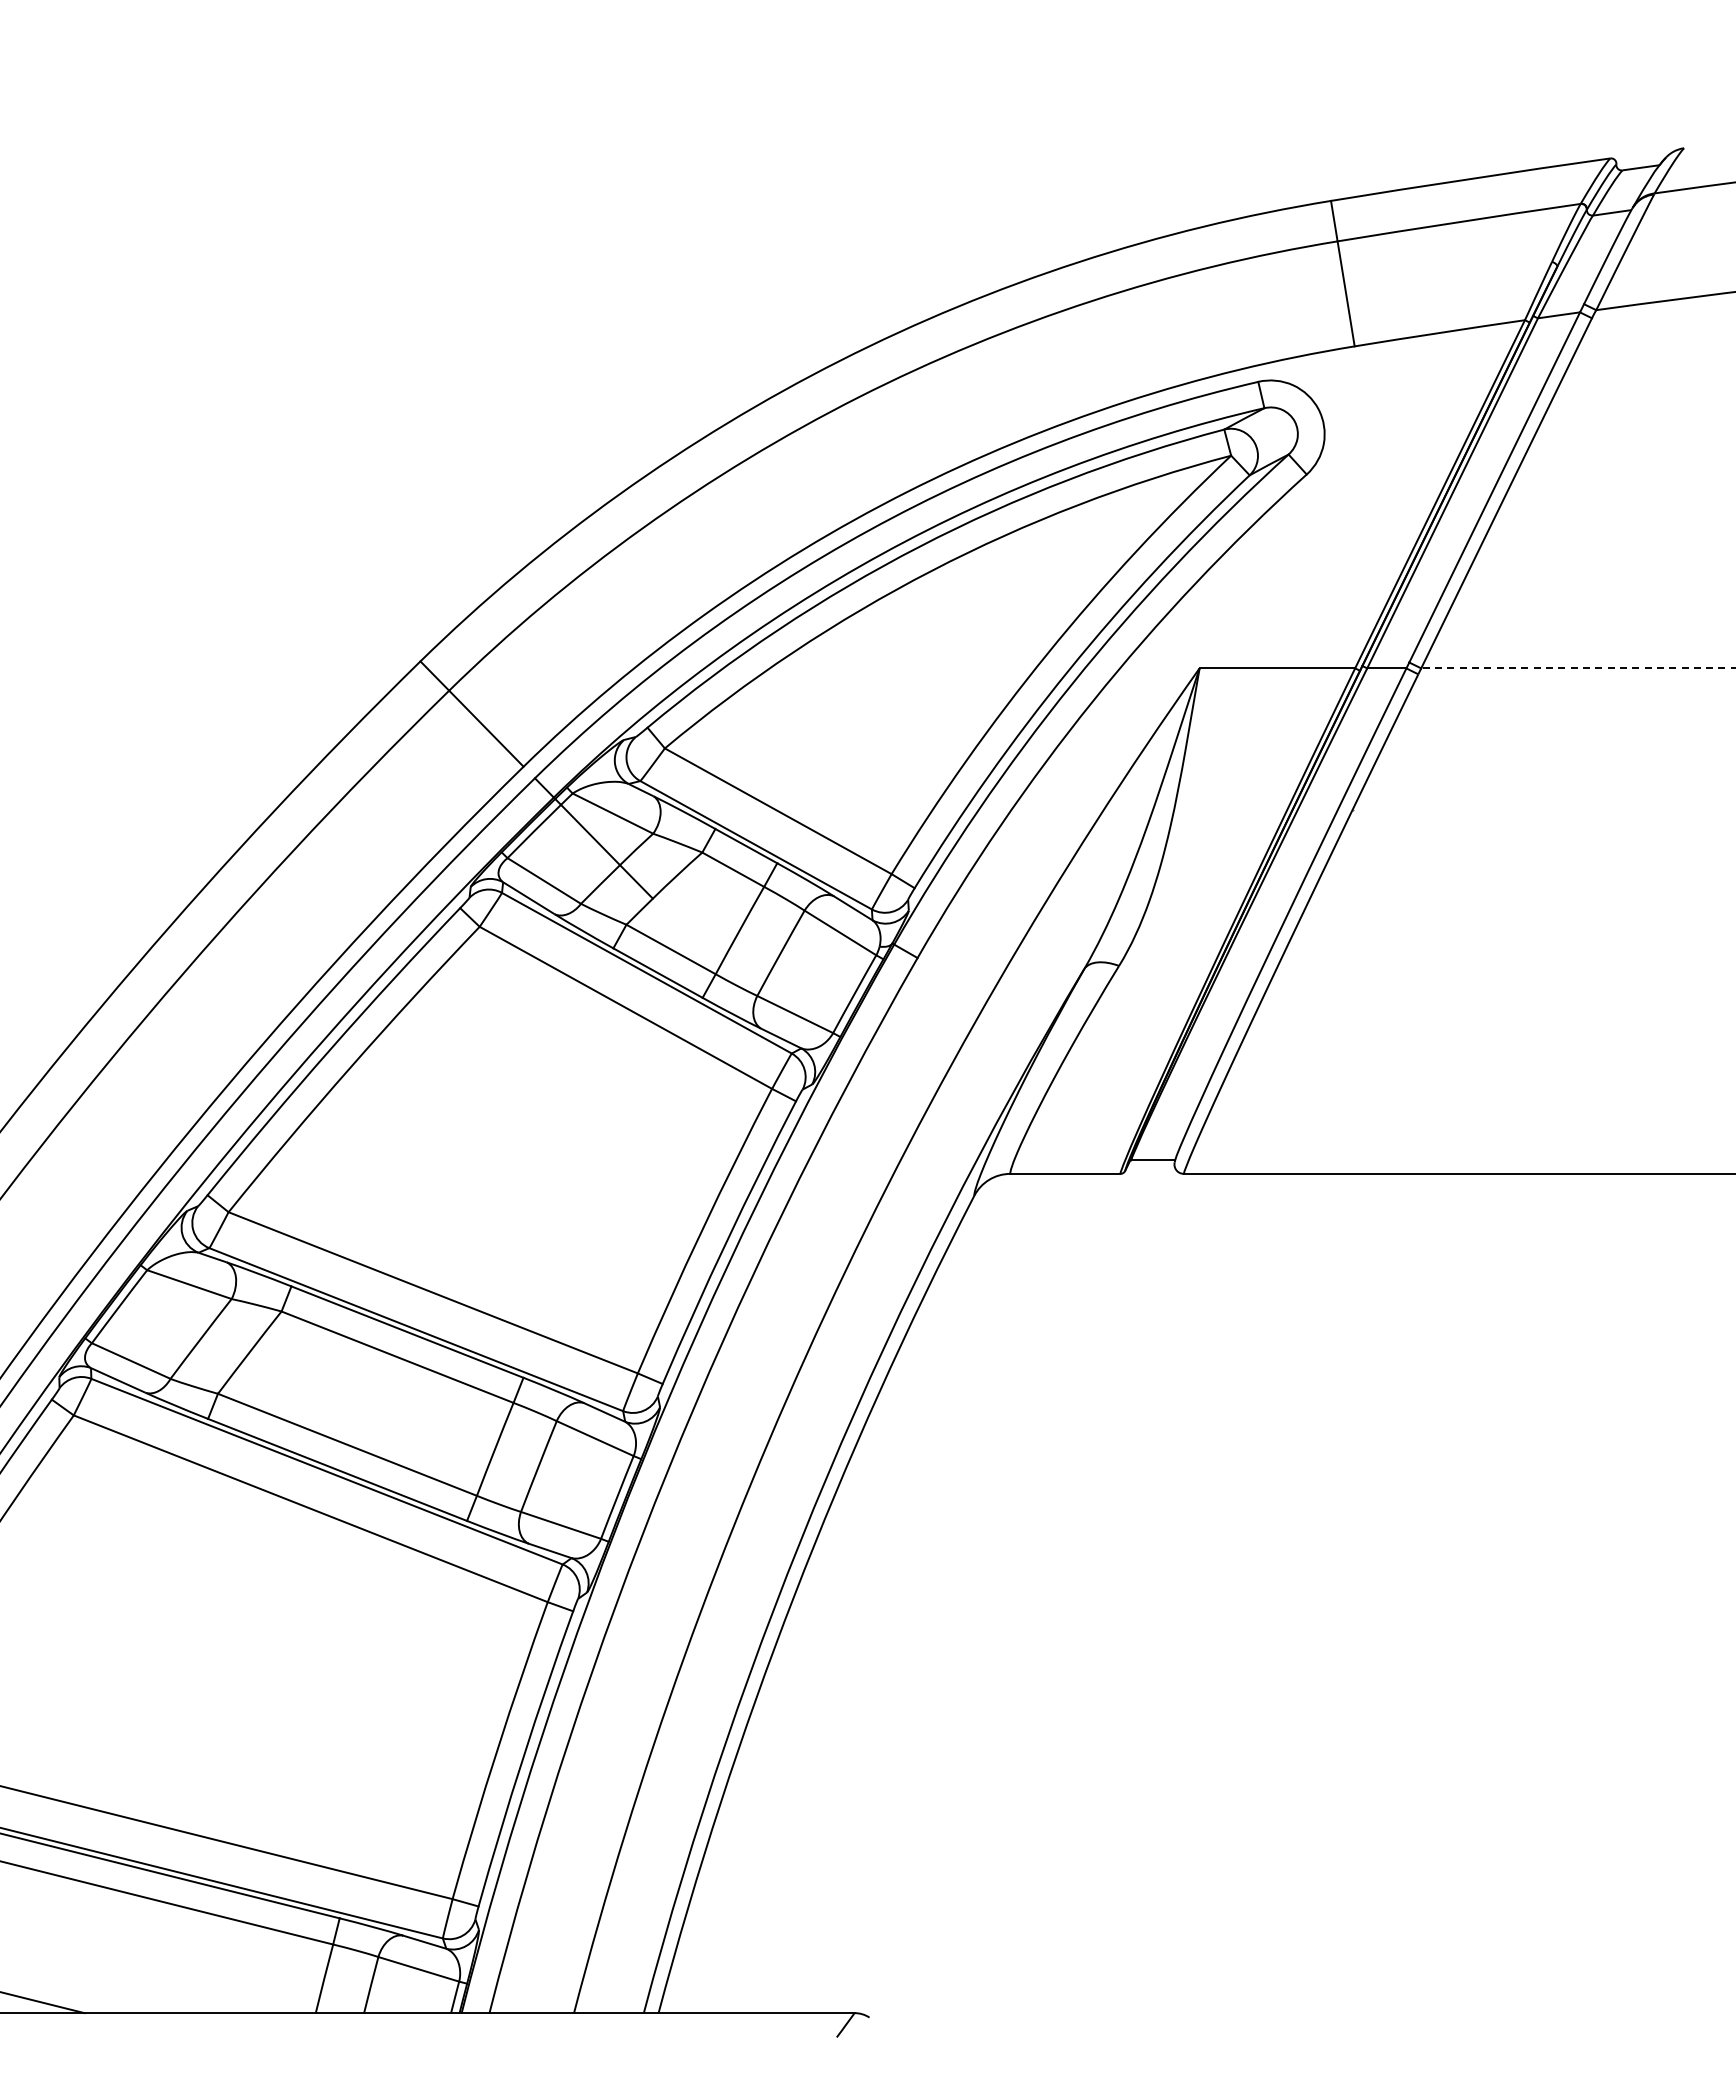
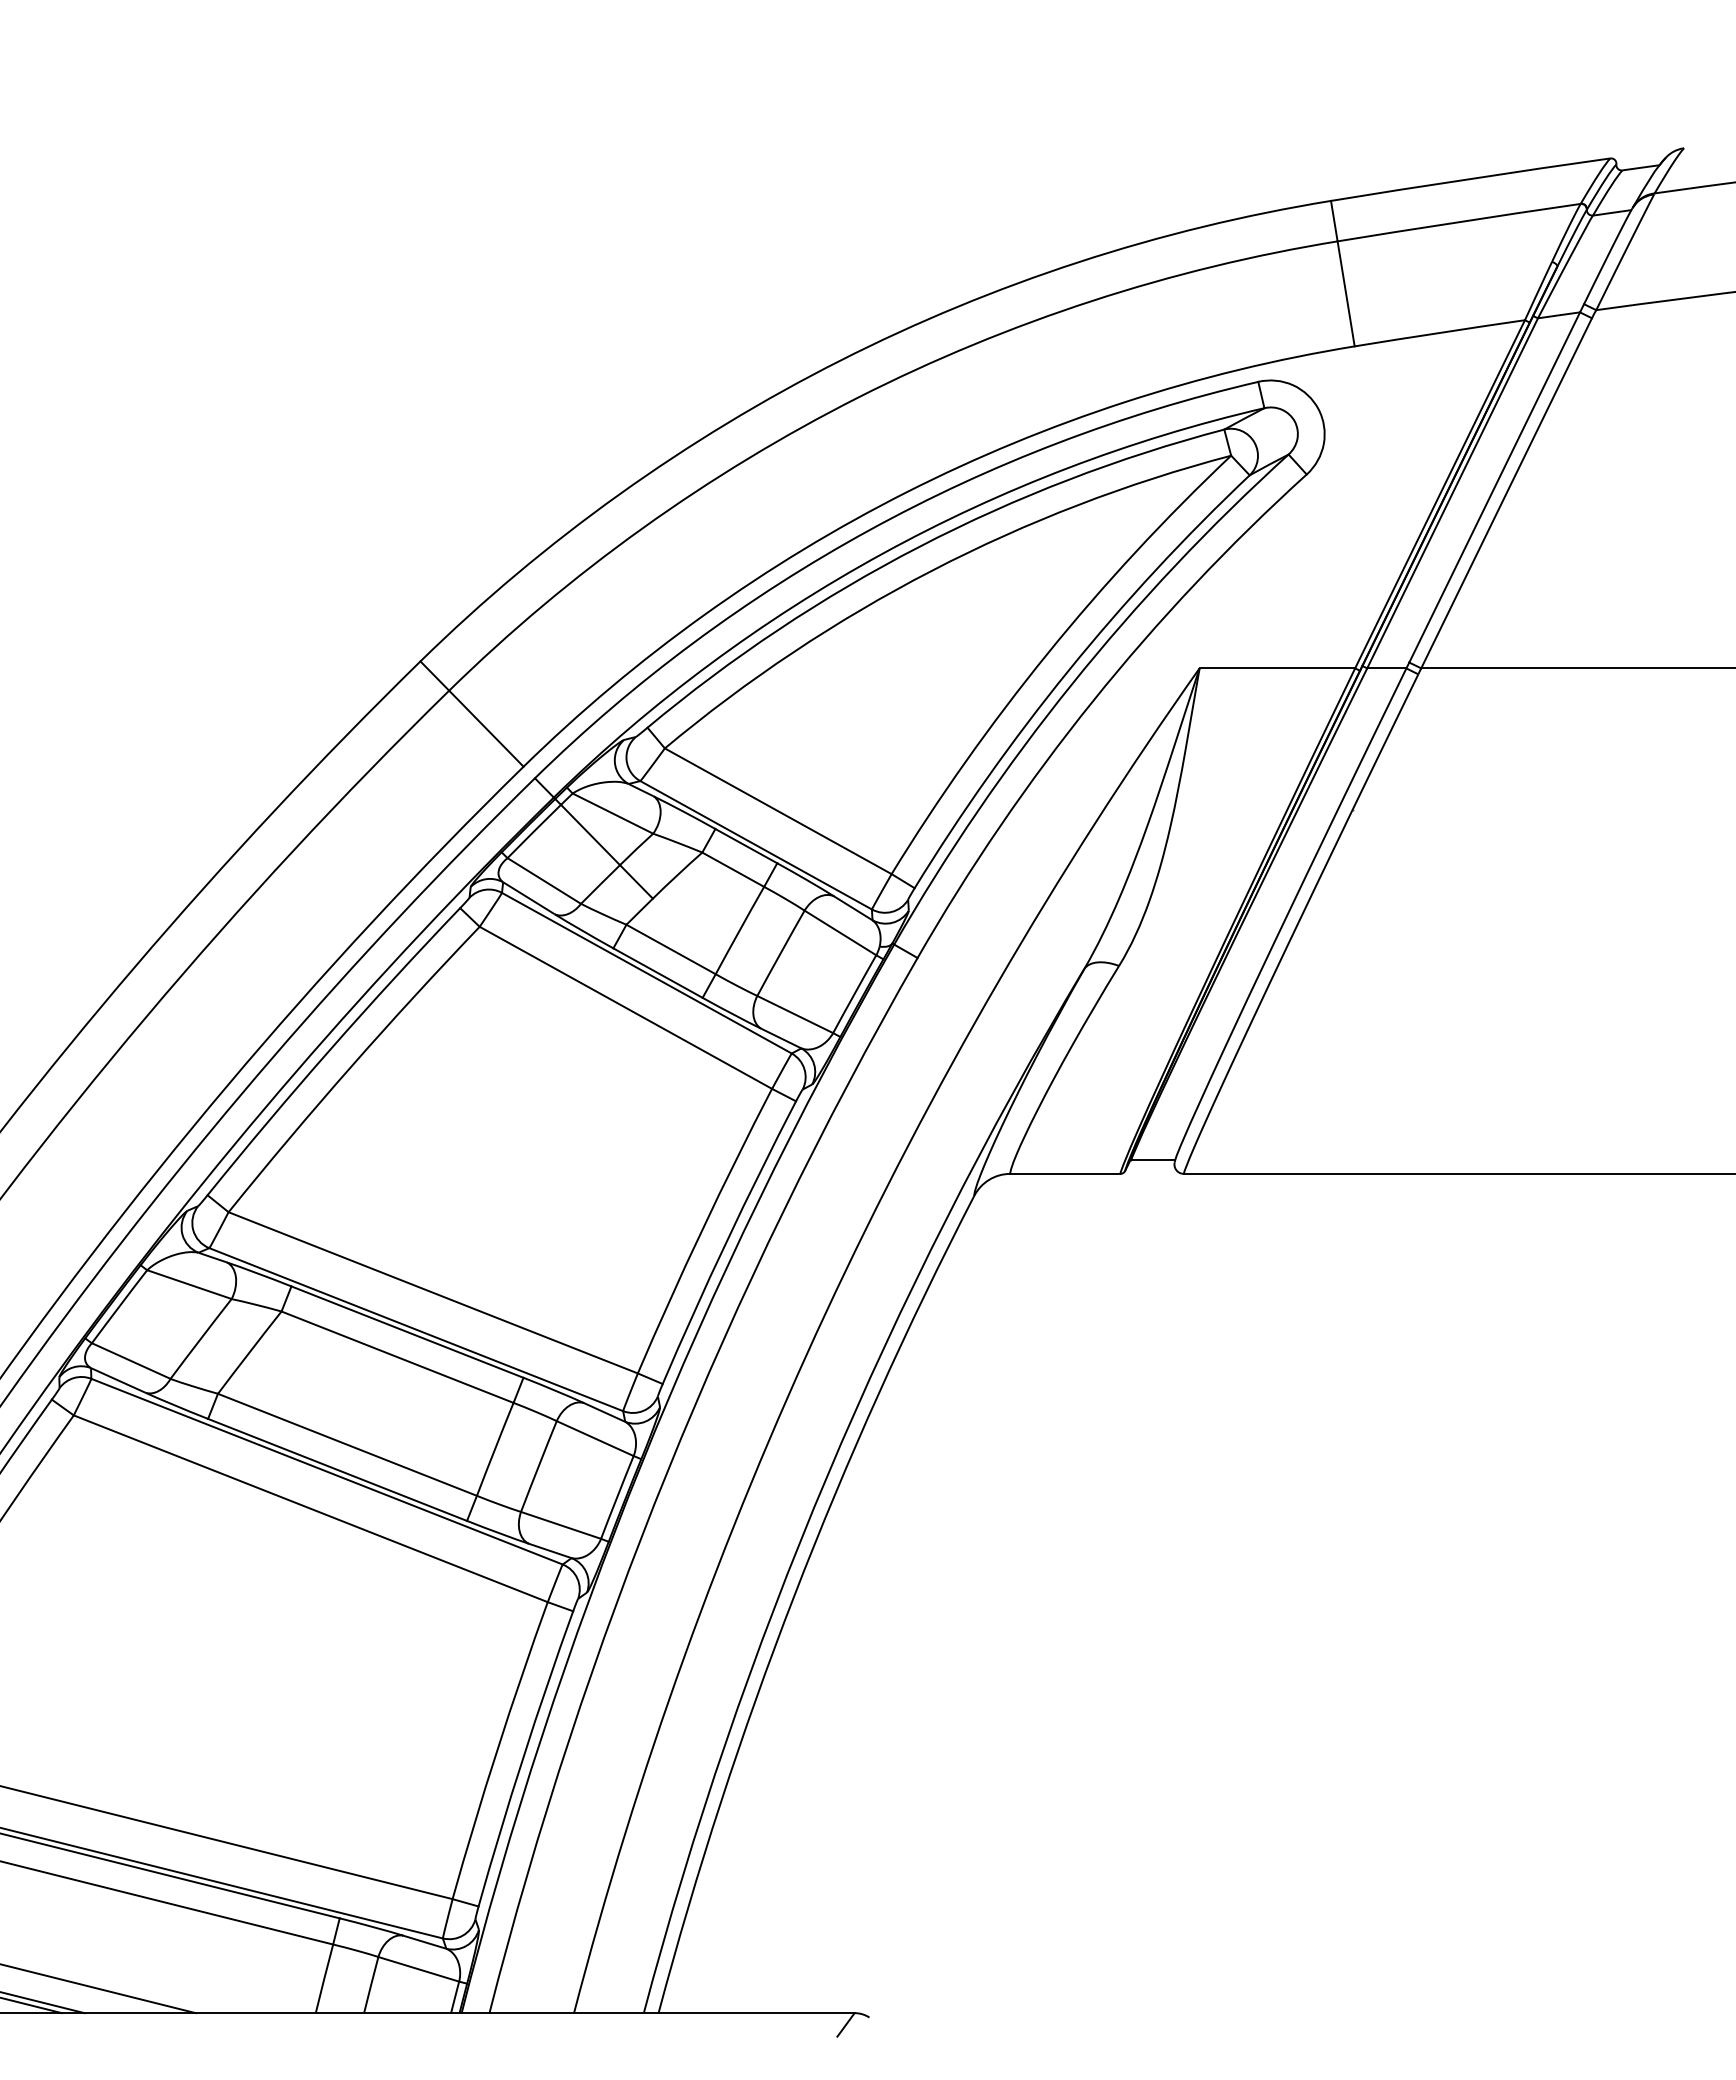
line: dashed -> solid (1578, 668)
line: none -> present (98, 1988)
line: none -> present (31, 2005)
